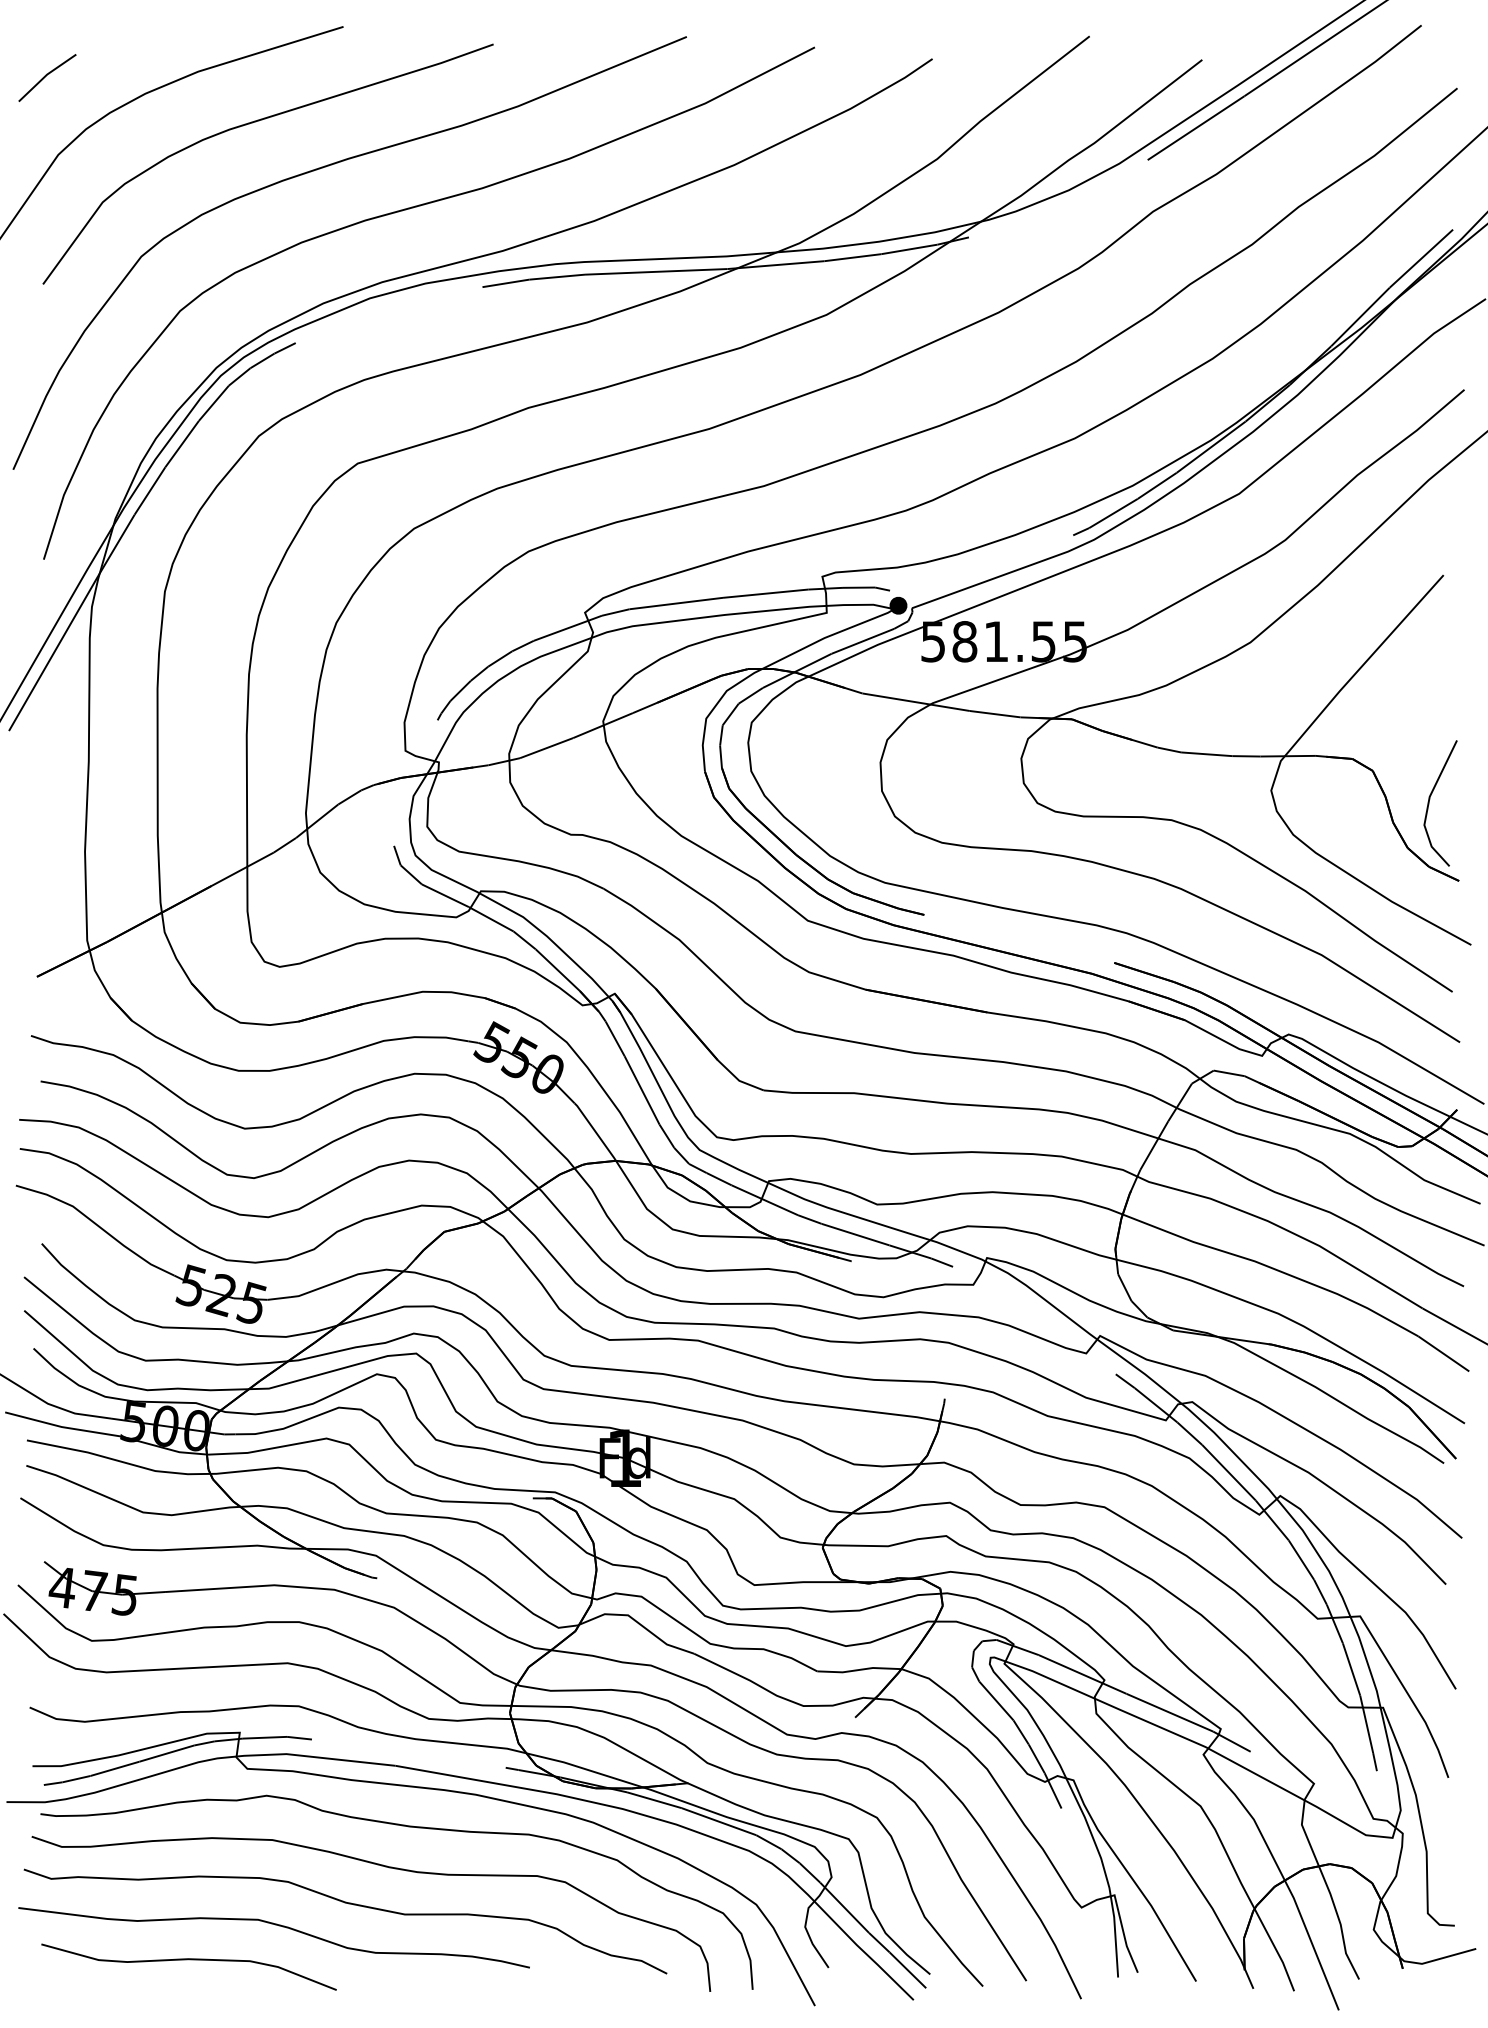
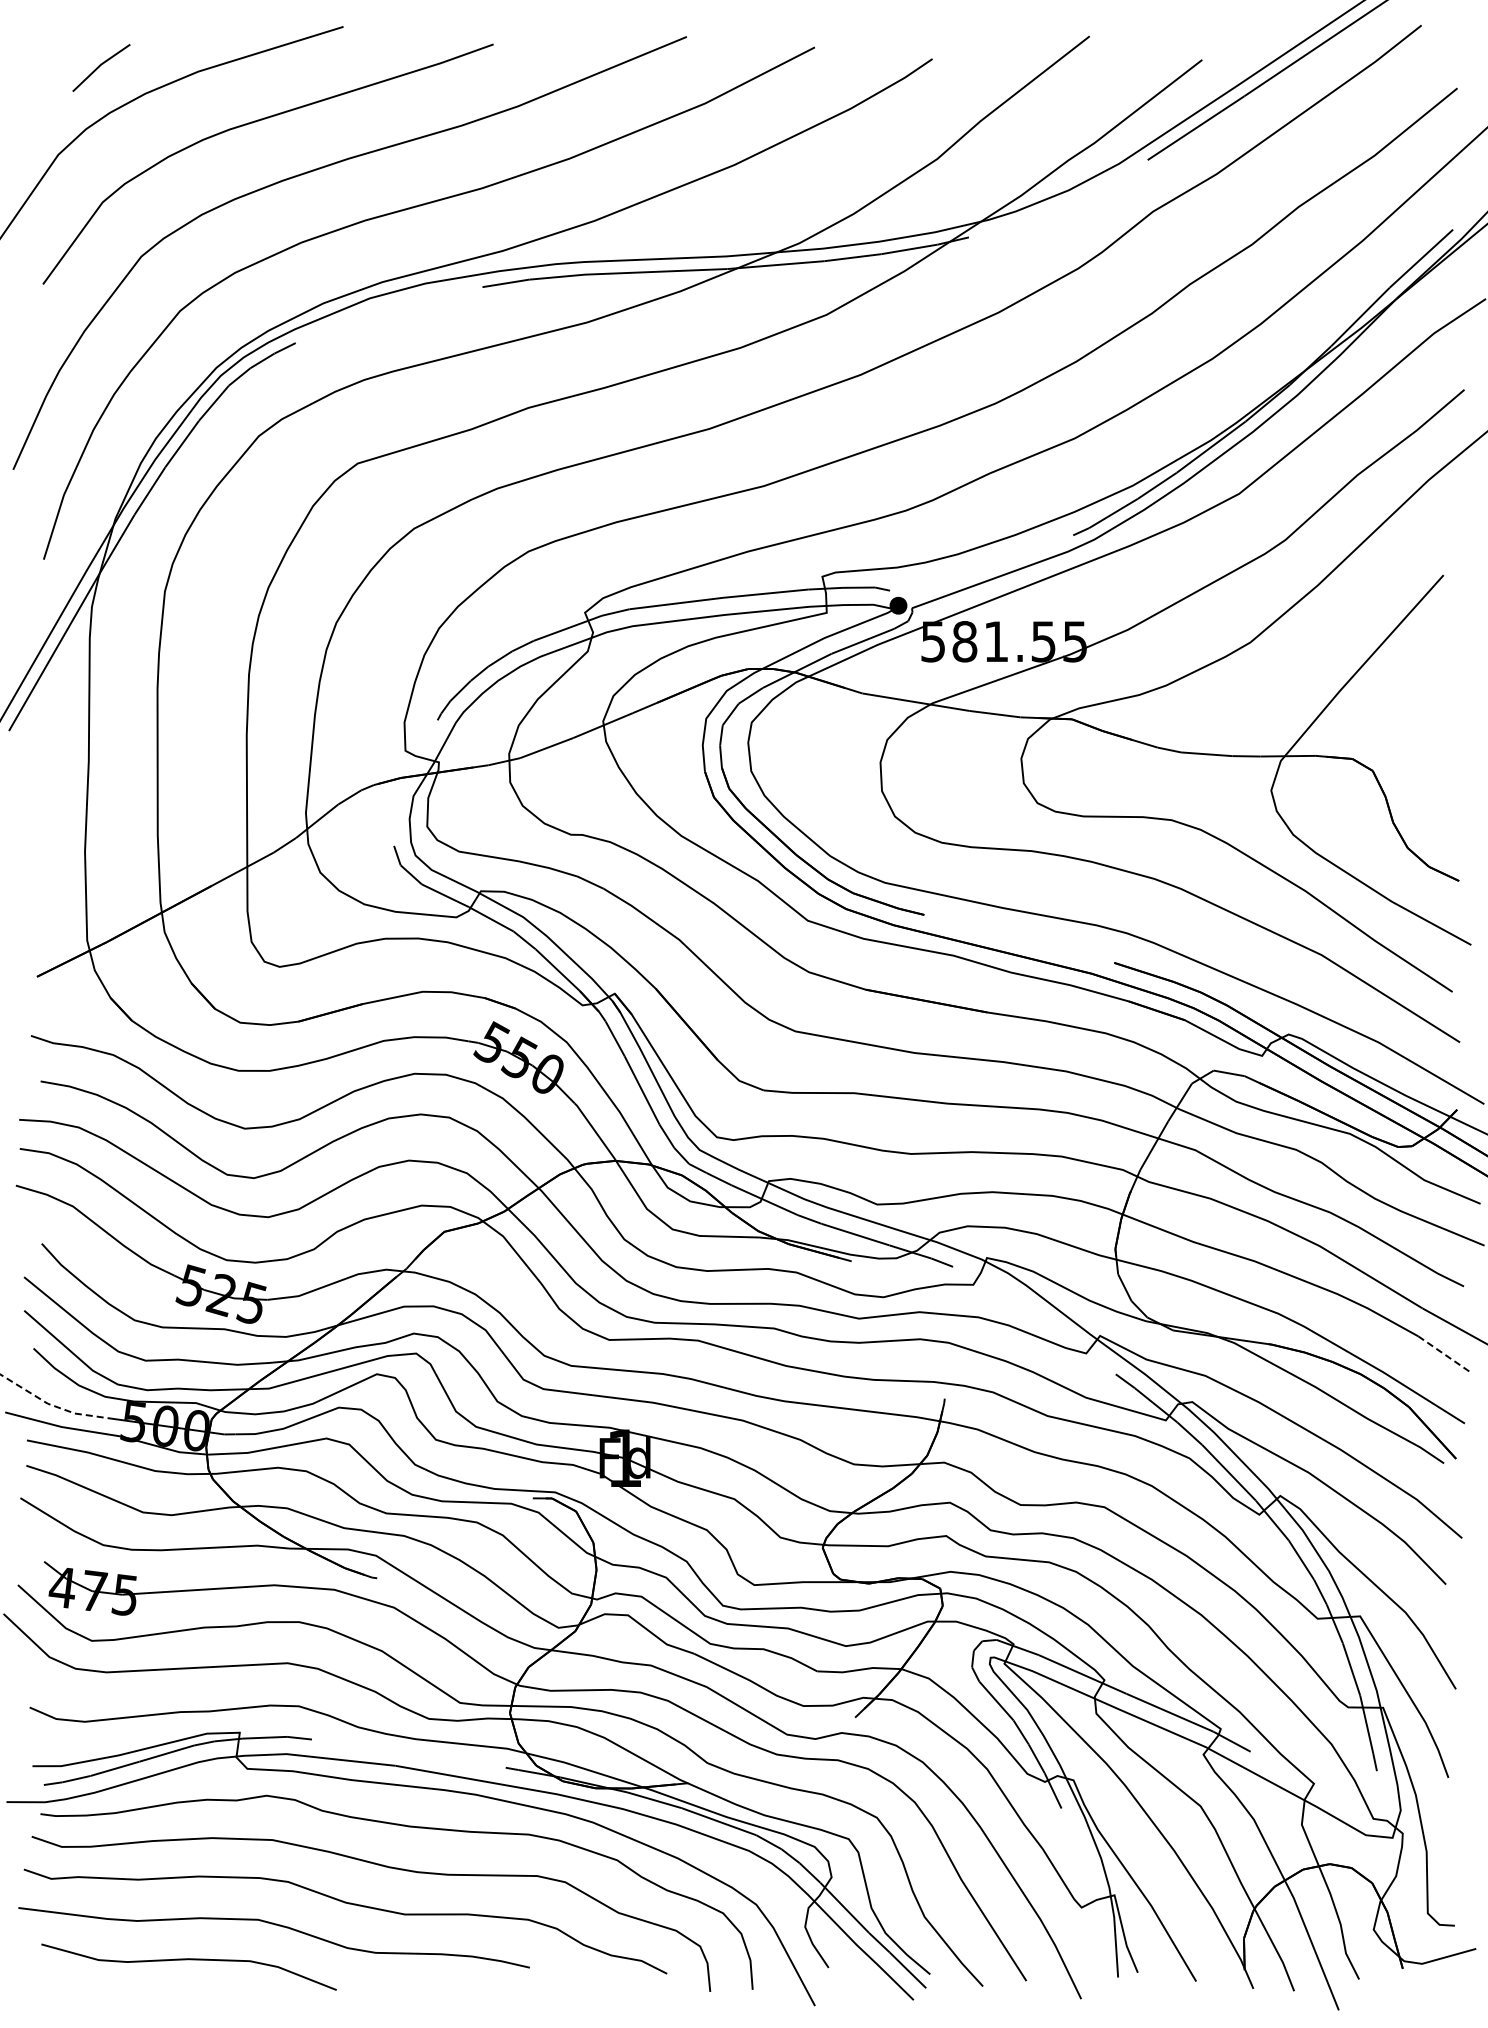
line position: (46, 76) -> (100, 66) (100, 66)
line: present -> none (1430, 799)
line: solid -> dashed (1443, 1353)
line: solid -> dashed (52, 1405)
